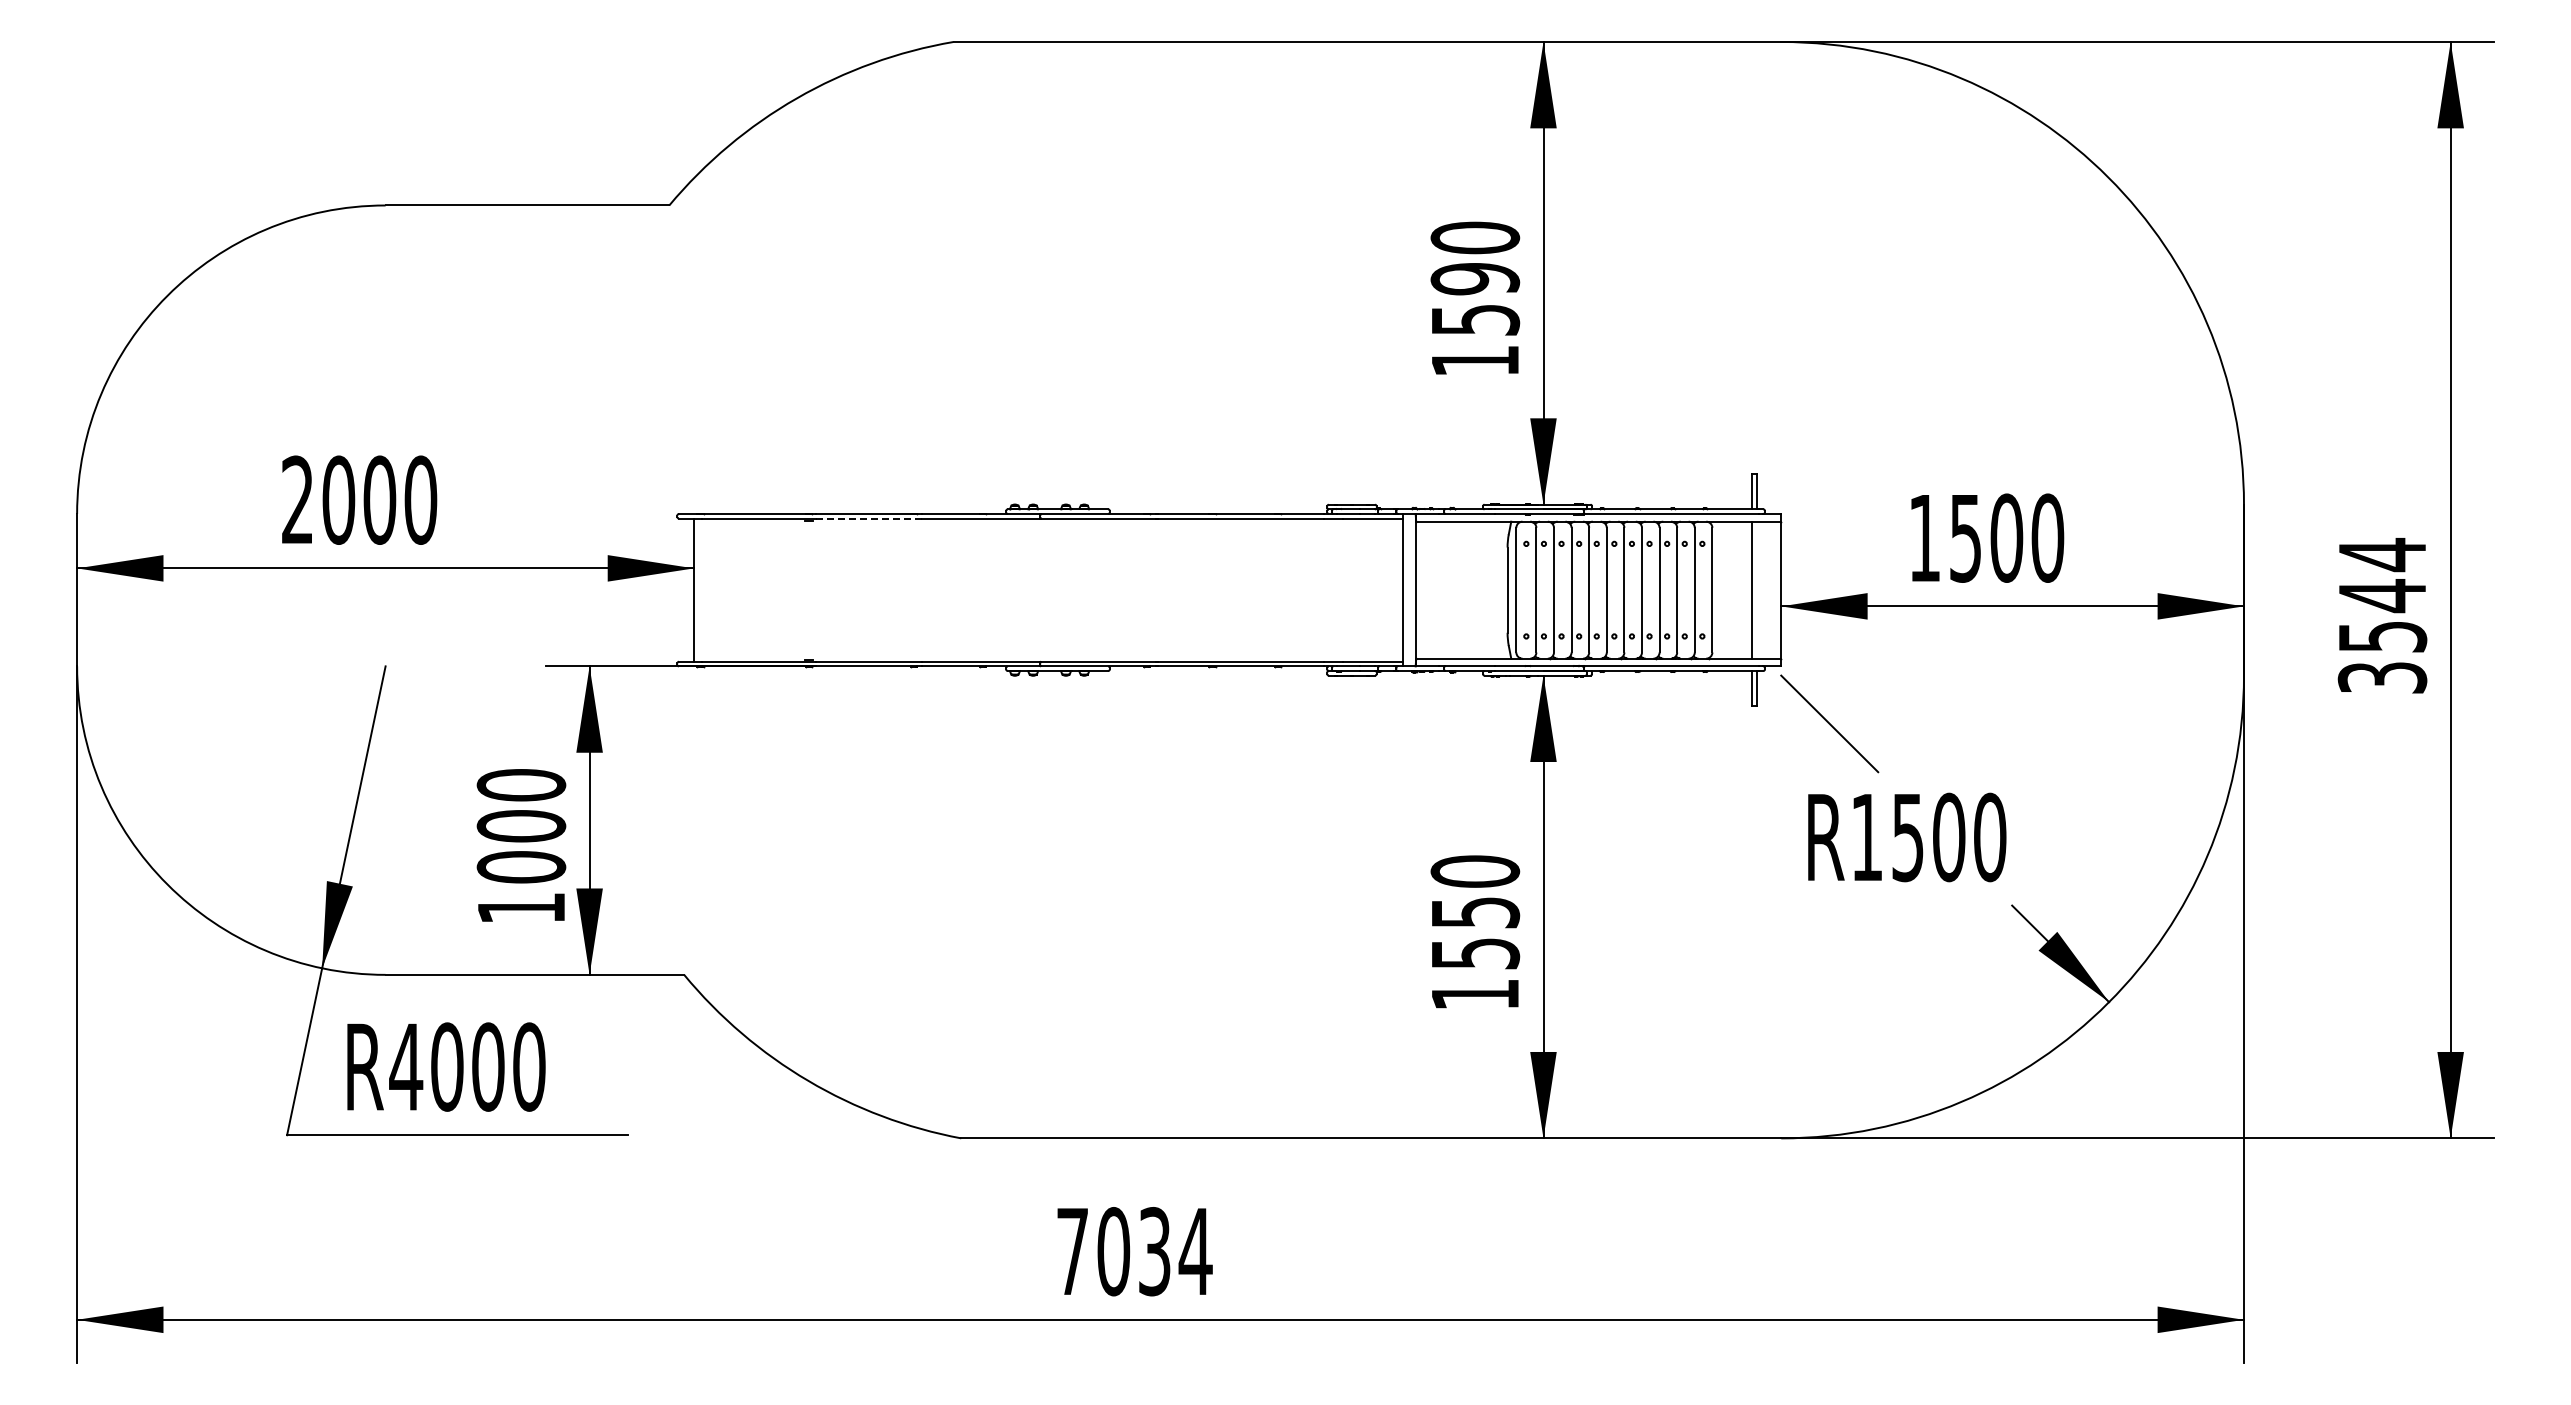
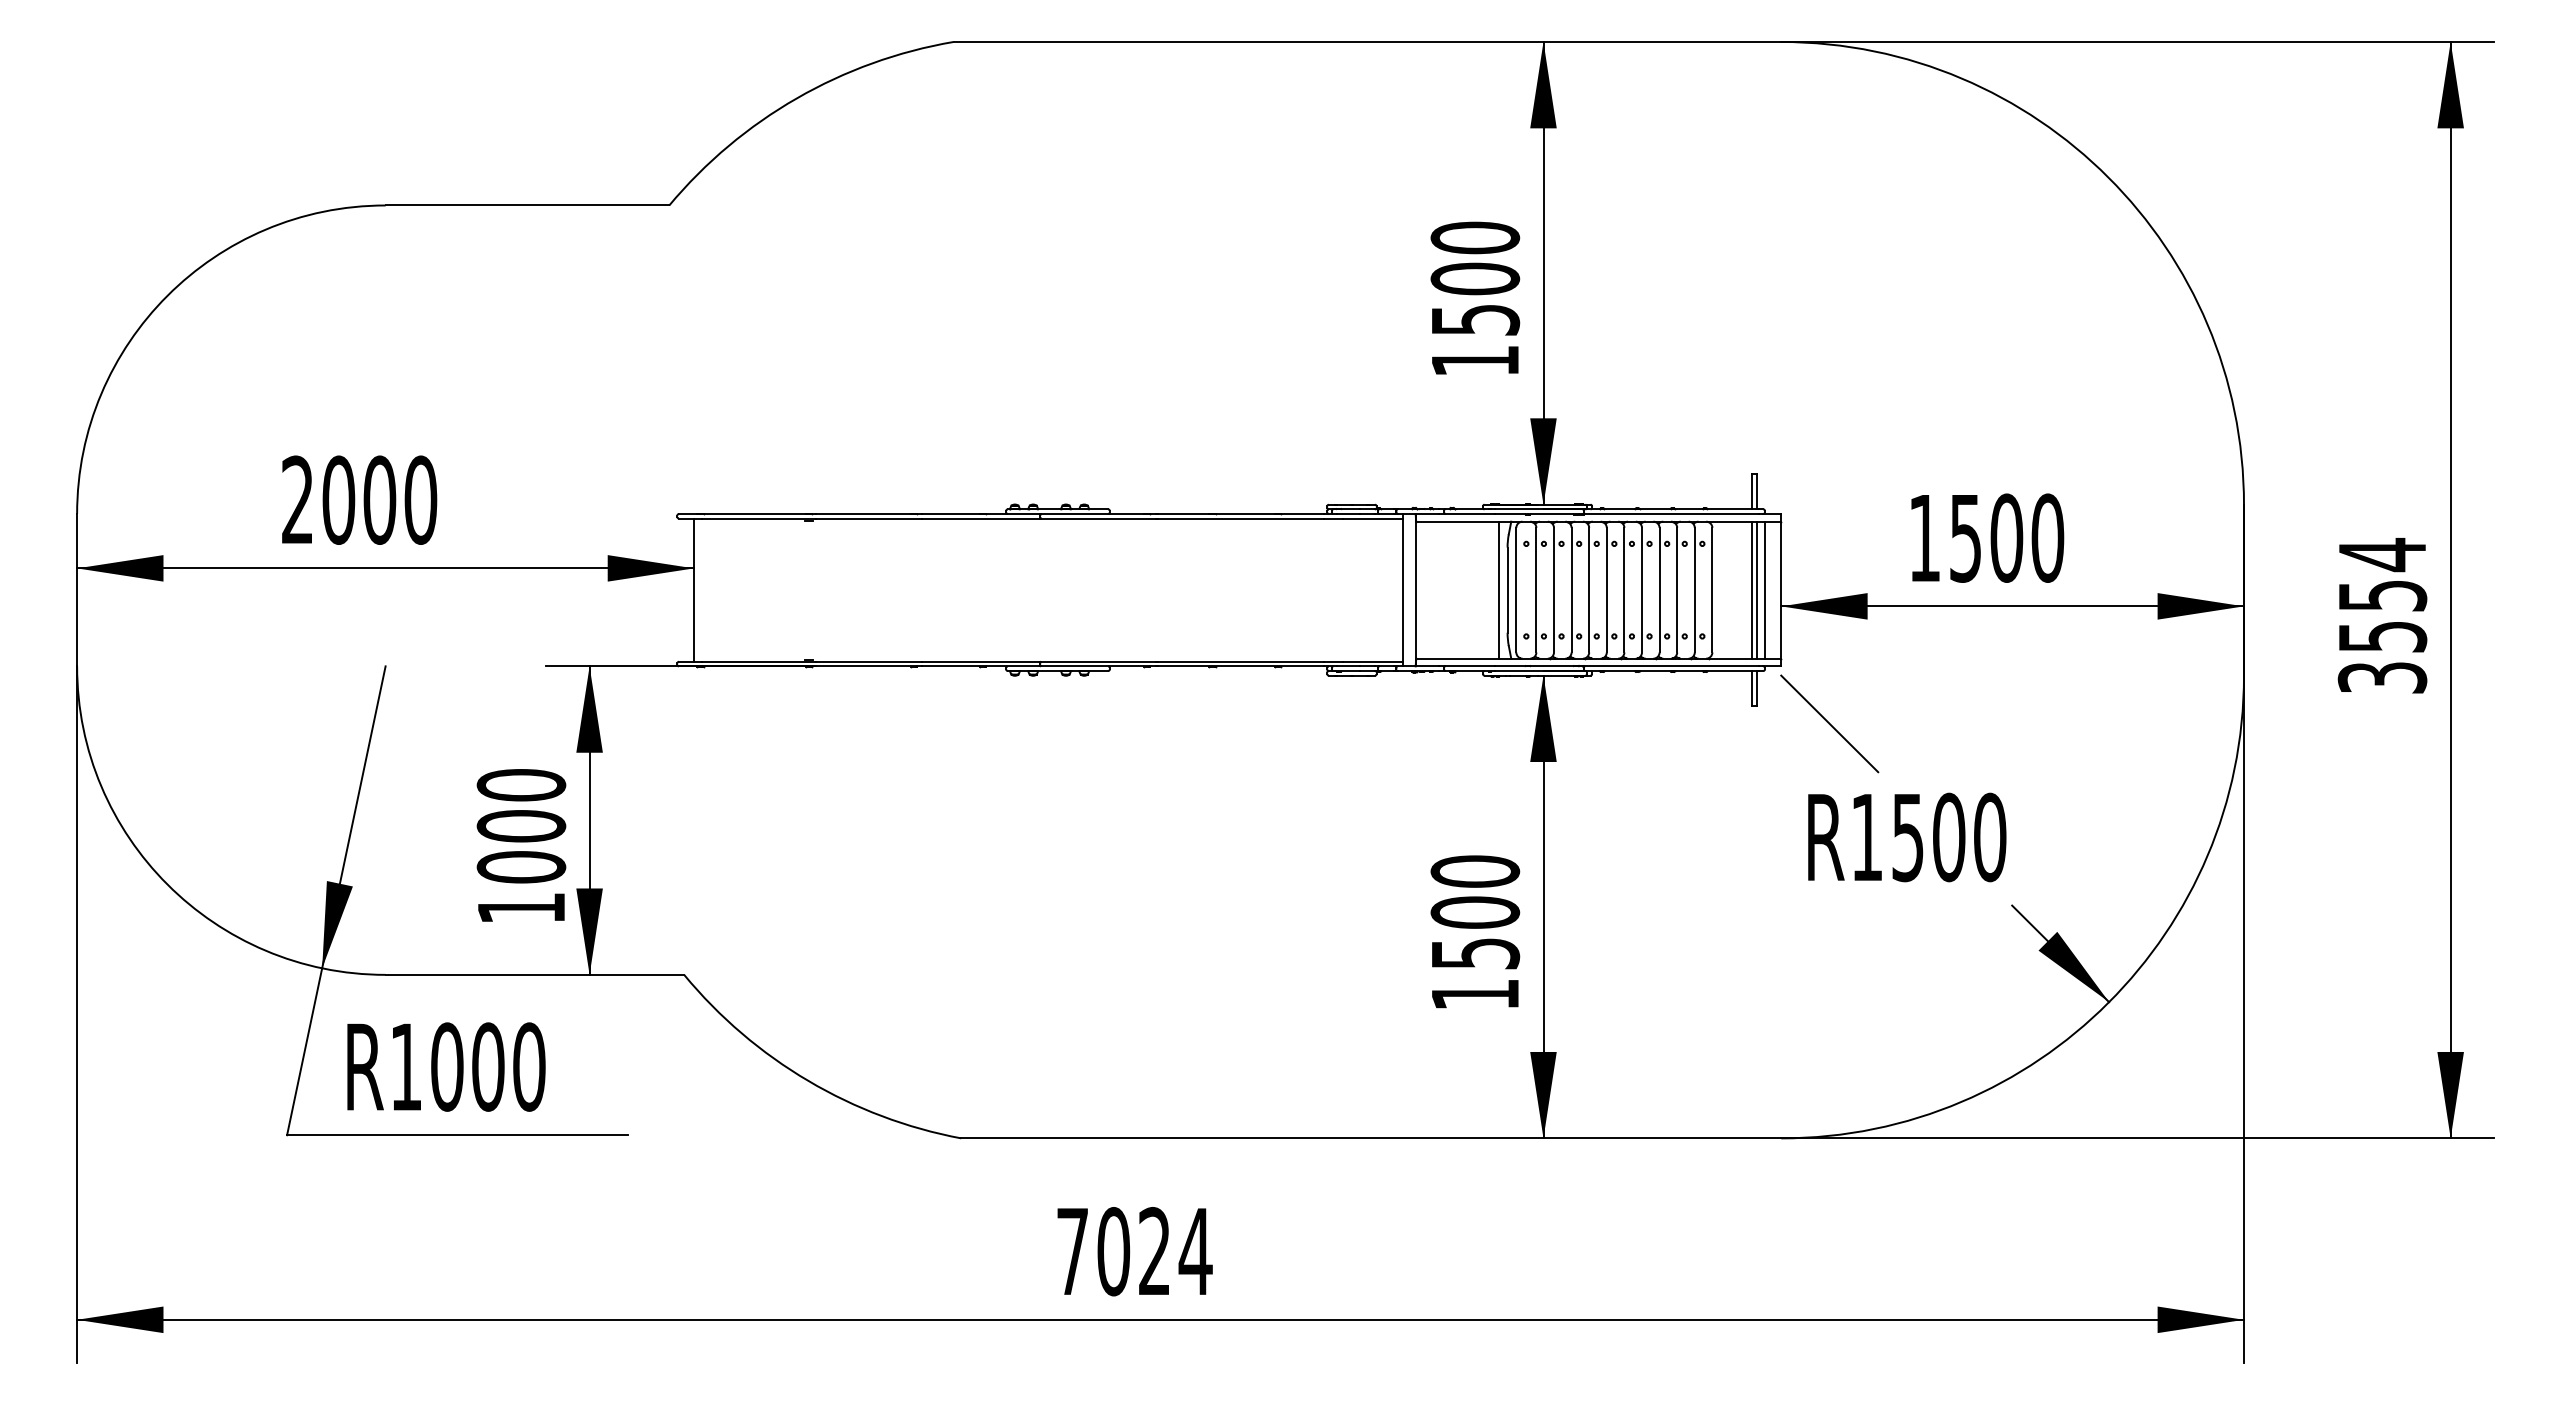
text: 1590 -> 1500 (1475, 278)
line: dashed -> solid (868, 518)
line: none -> present (1498, 589)
line: none -> present (1757, 589)
line: none -> present (1764, 589)
text: 3544 -> 3554 (2383, 596)
text: 1550 -> 1500 (1475, 912)
text: R4000 -> R1000 (406, 1066)
text: 7034 -> 7024 (1154, 1251)
